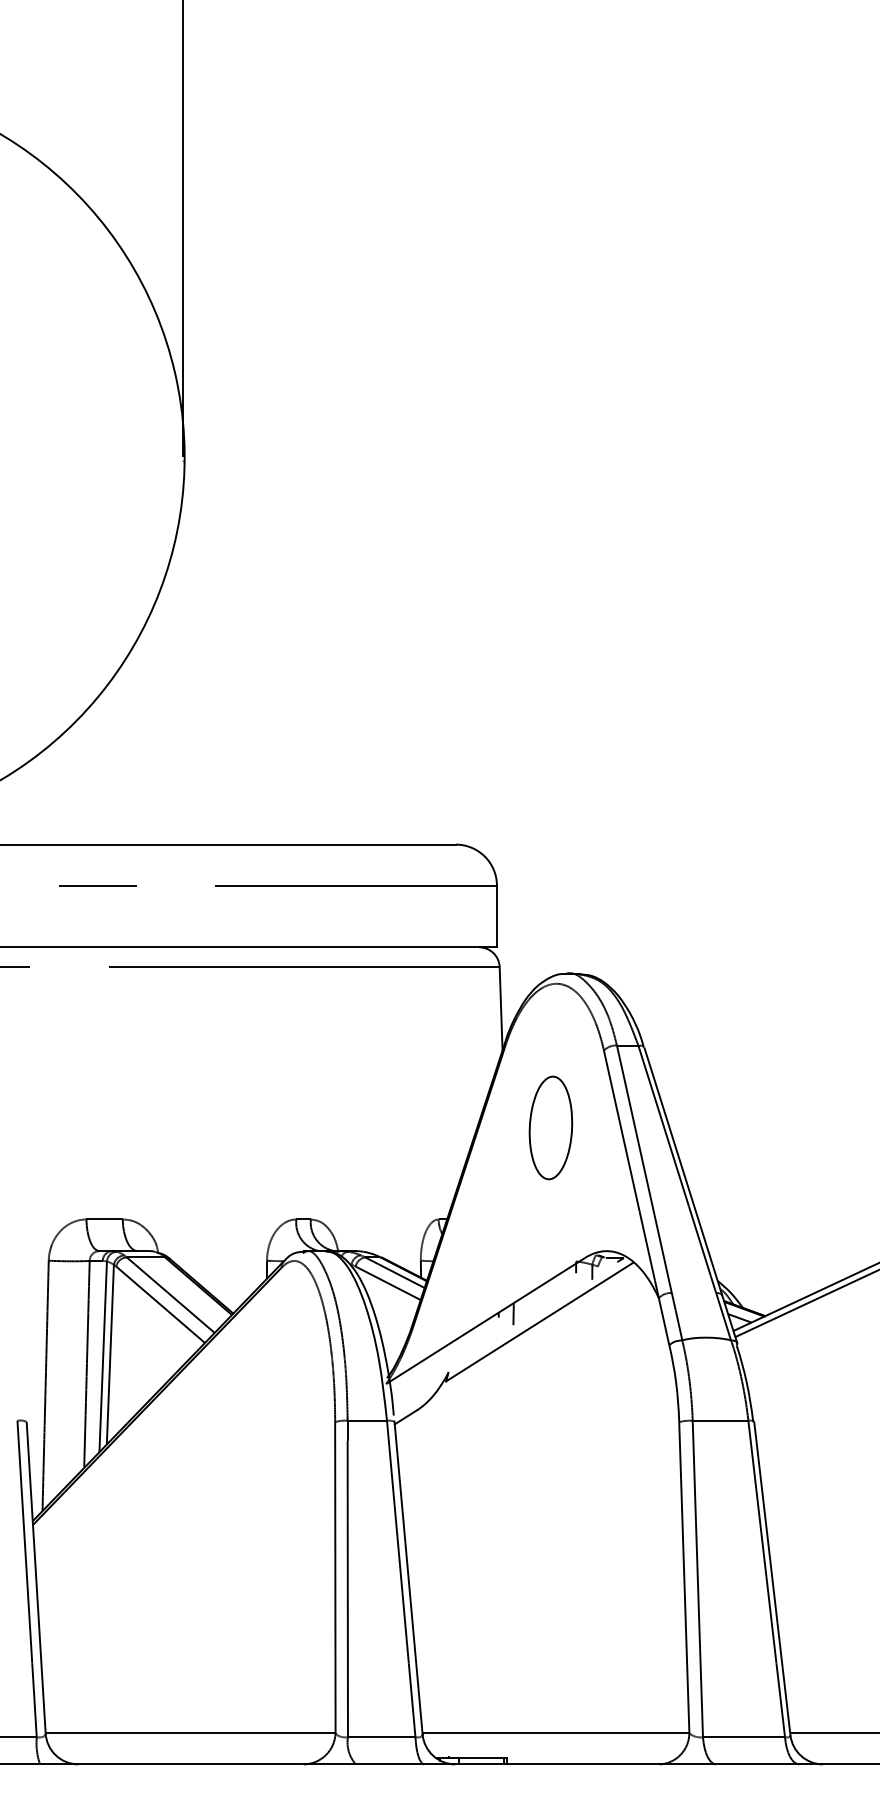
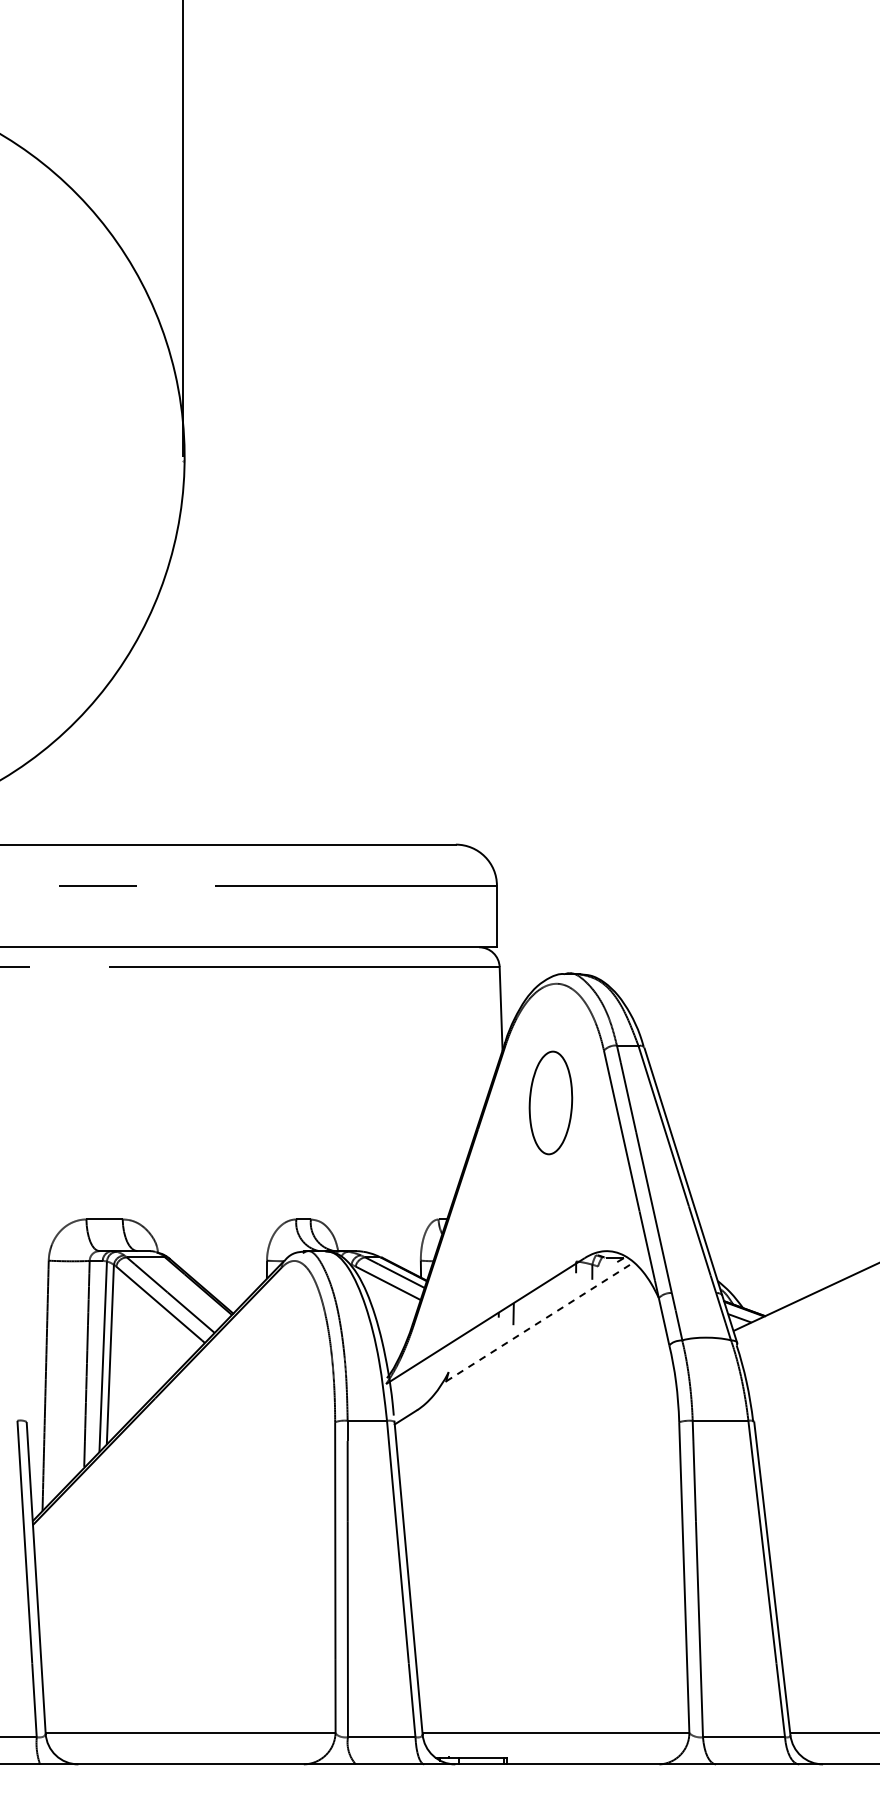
part position: (550, 1127) -> (550, 1102) (550, 1102)
line: present -> none (805, 1304)
line: solid -> dashed (539, 1322)
